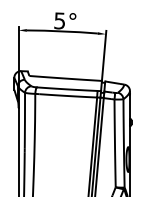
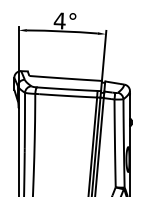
text: 5° -> 4° (59, 20)
